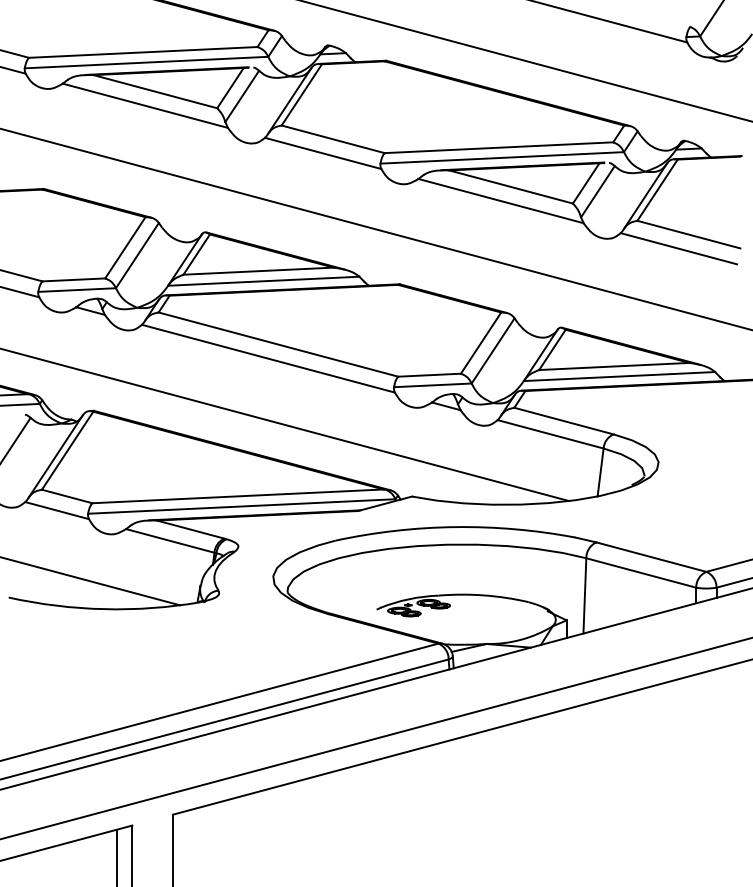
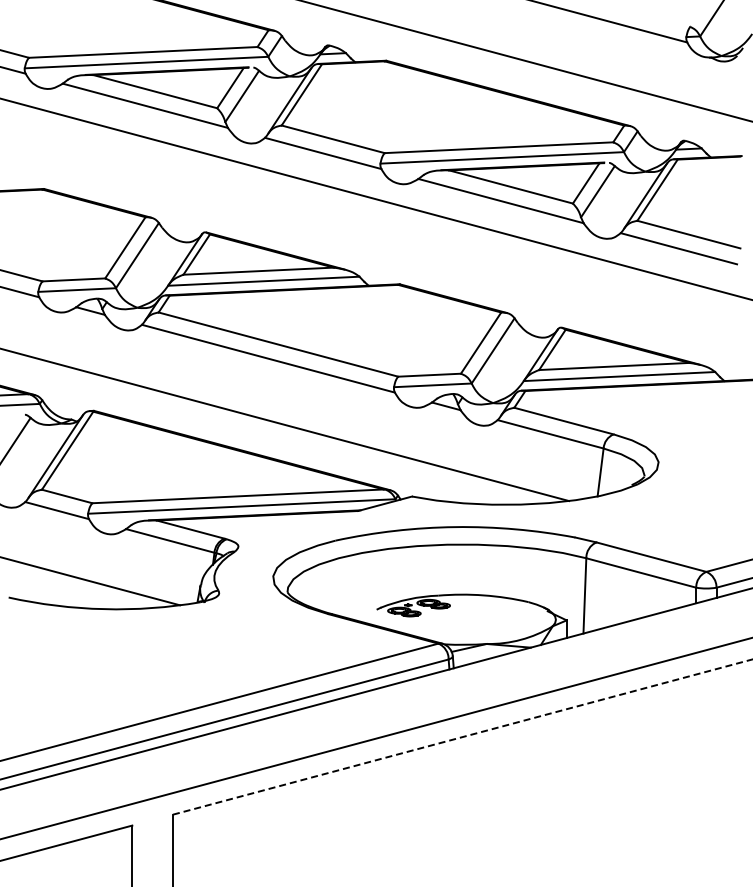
line position: (375, 229) -> (375, 199) (375, 199)
line: solid -> dashed (463, 736)
line: present -> none (117, 856)
